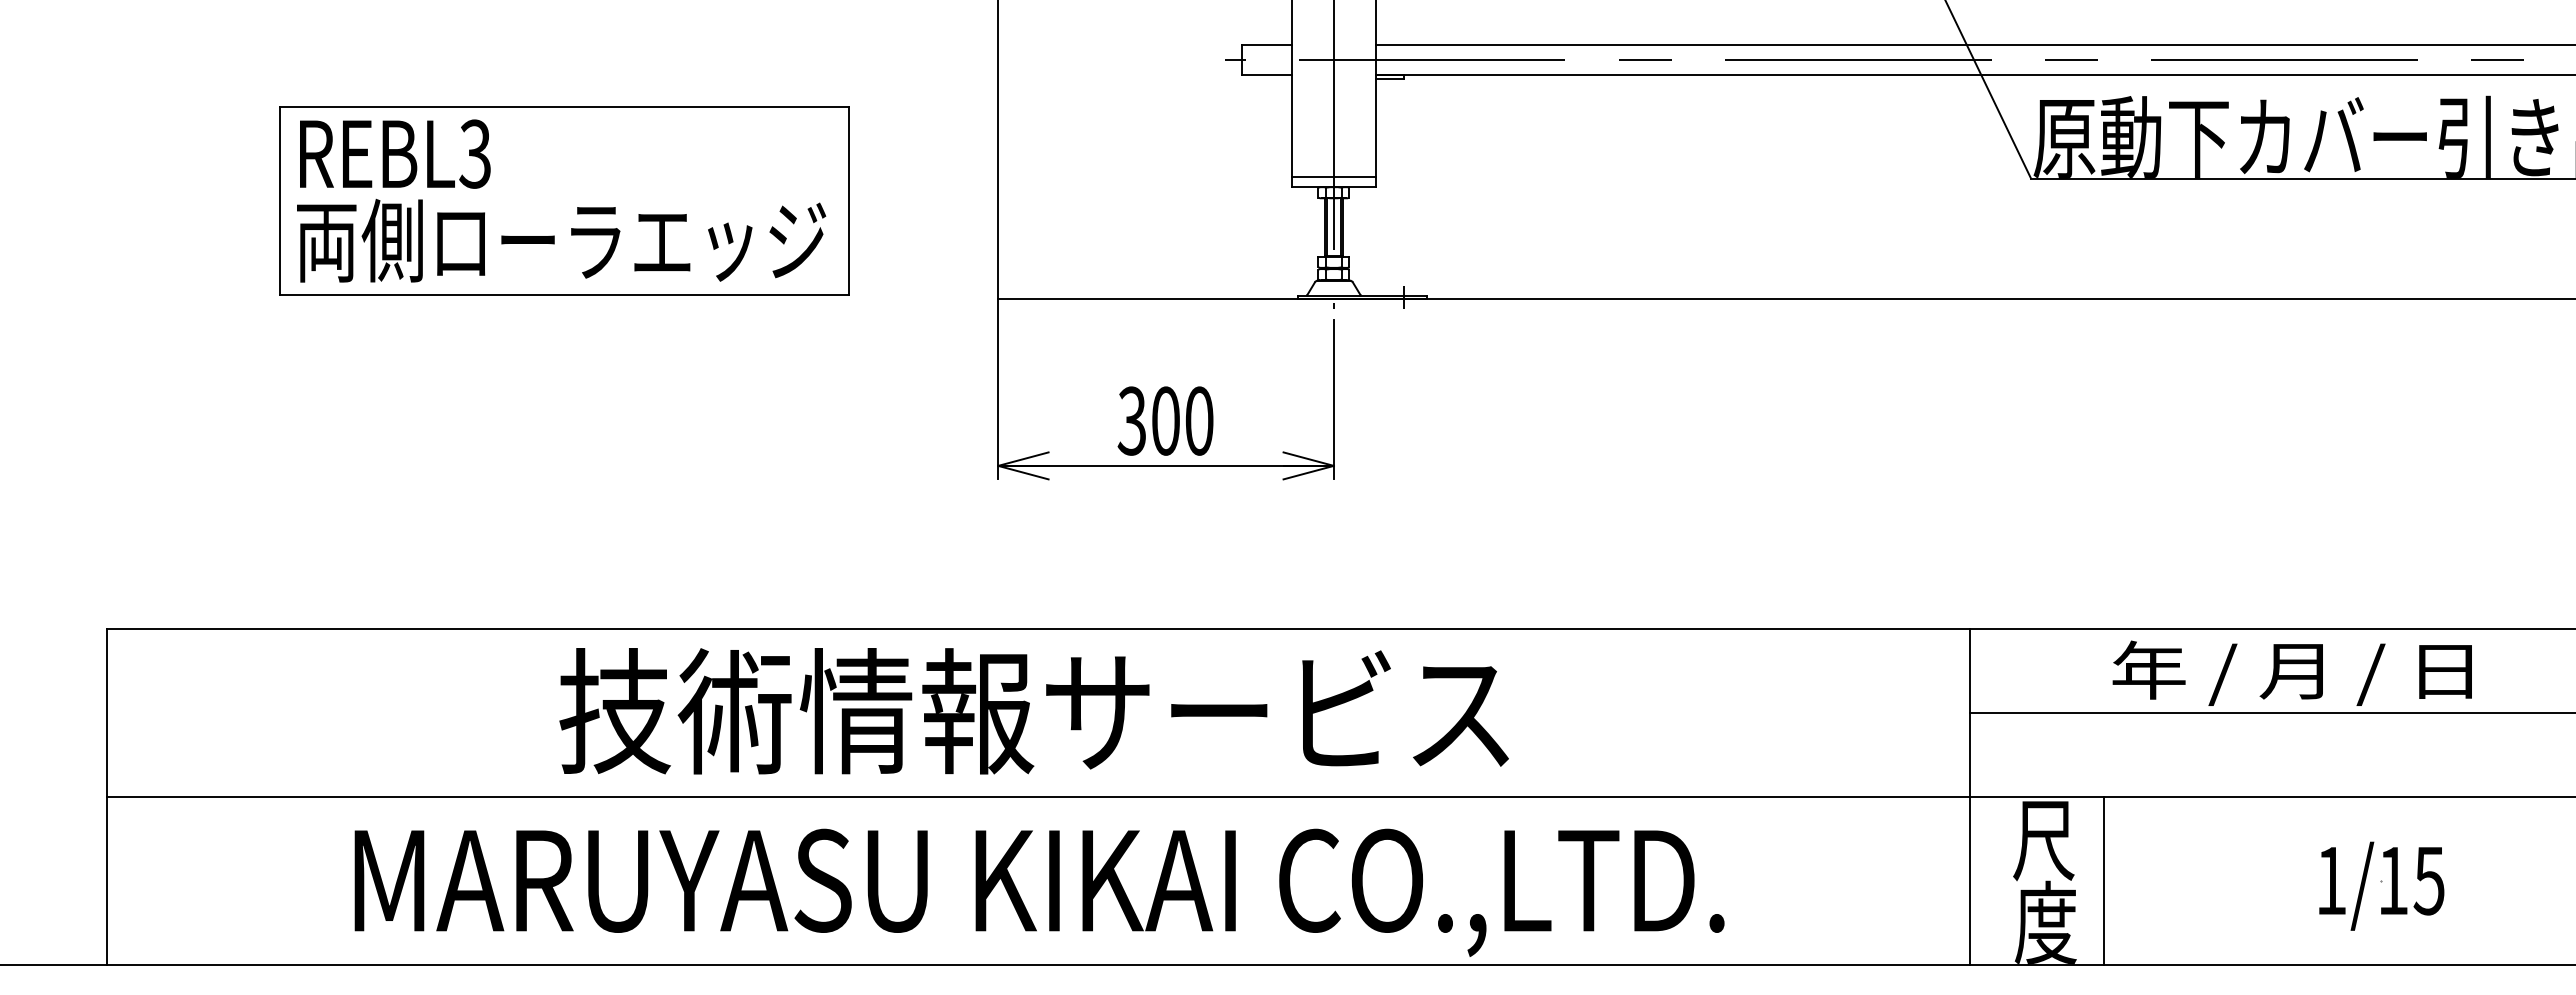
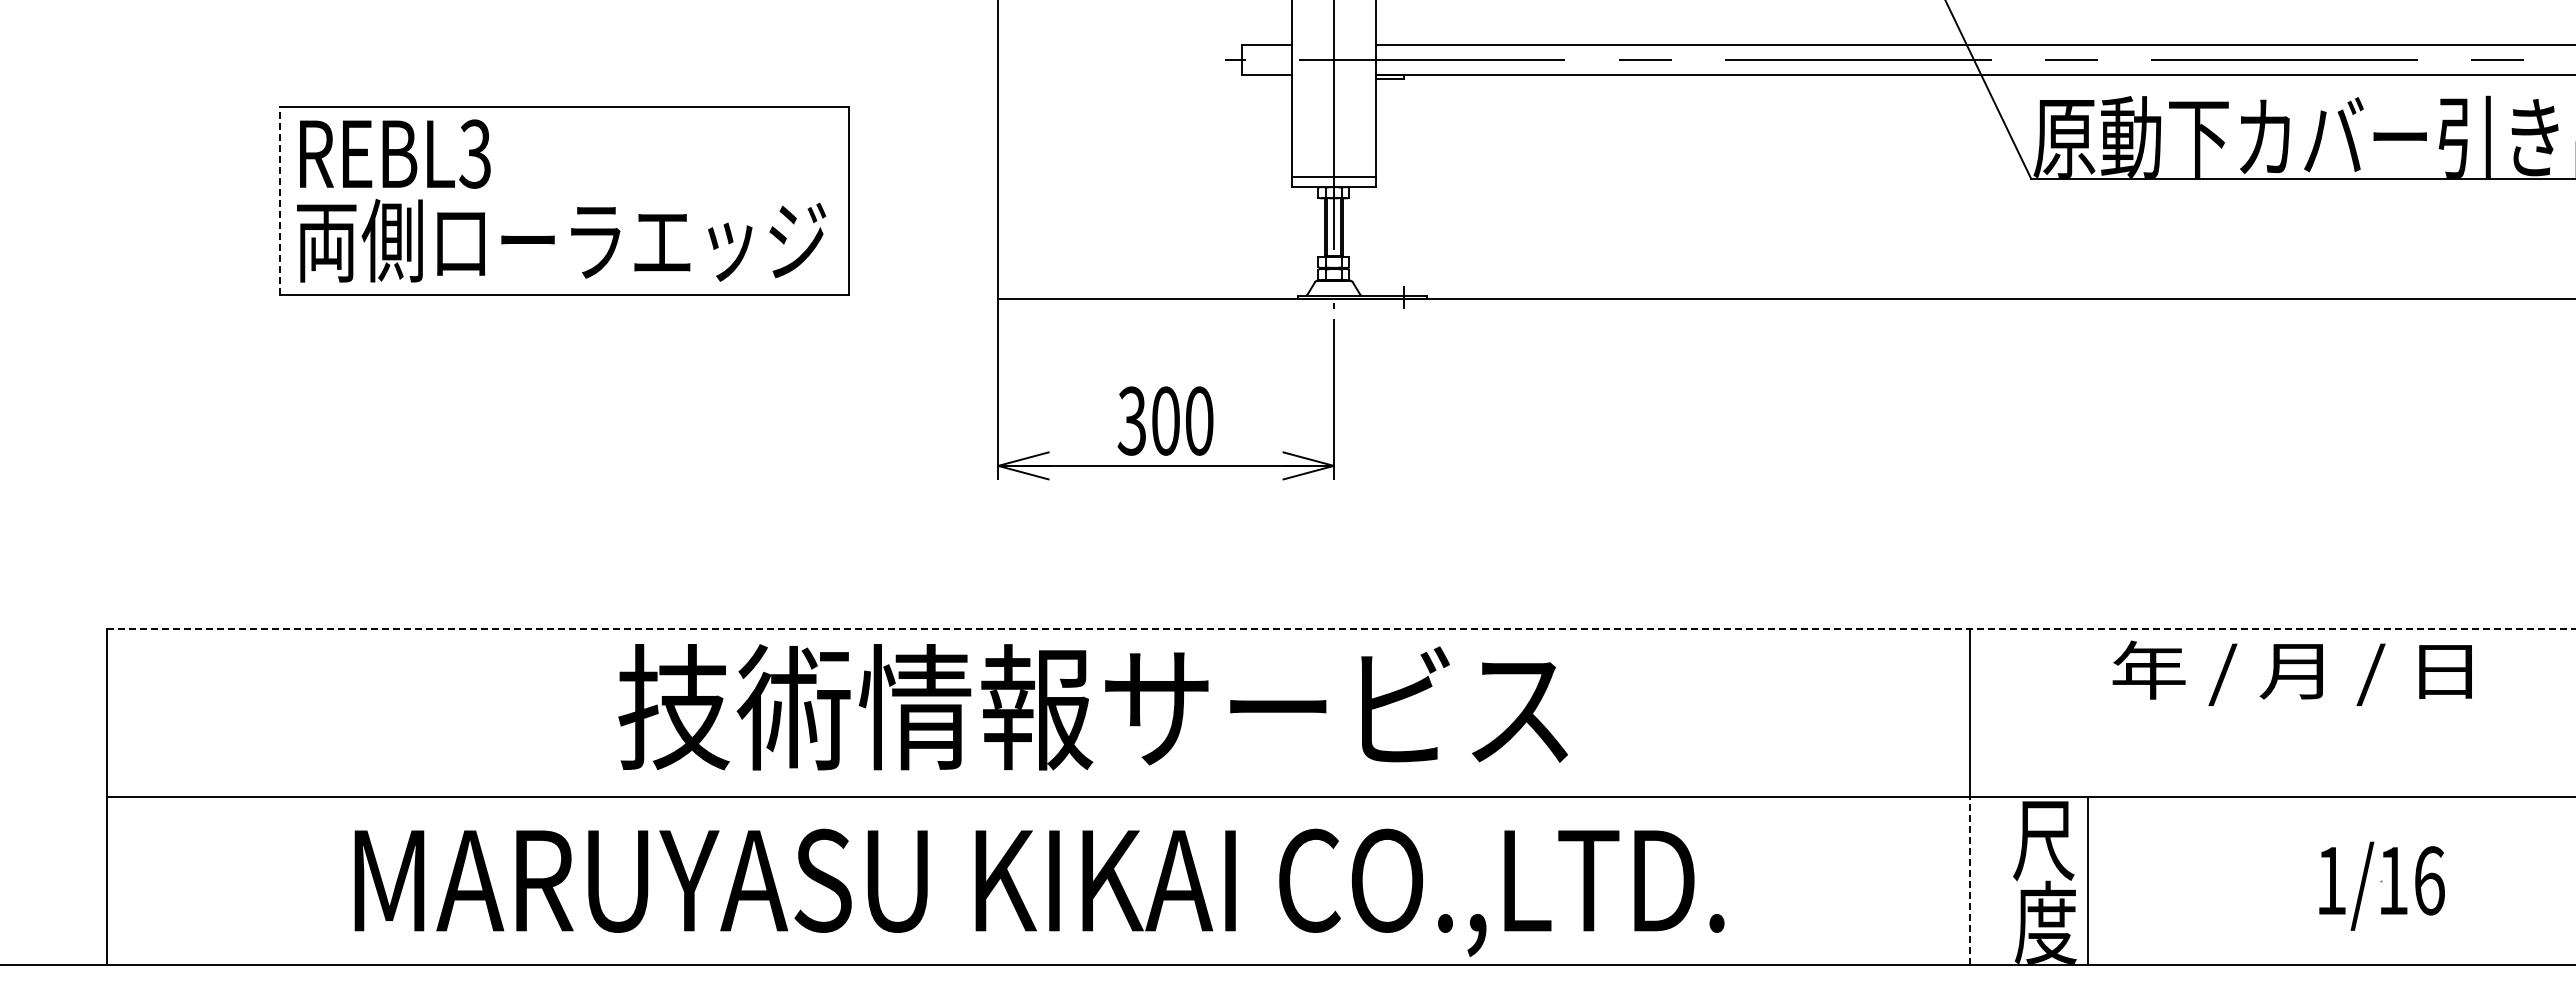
line: solid -> dashed (279, 200)
line: solid -> dashed (1341, 629)
text position: (1033, 711) -> (1092, 707) (1092, 707)
line: present -> none (2270, 713)
line: solid -> dashed (1969, 880)
line position: (2103, 880) -> (2087, 880) (2087, 880)
text: 1/15 -> 1/16 (2428, 880)
